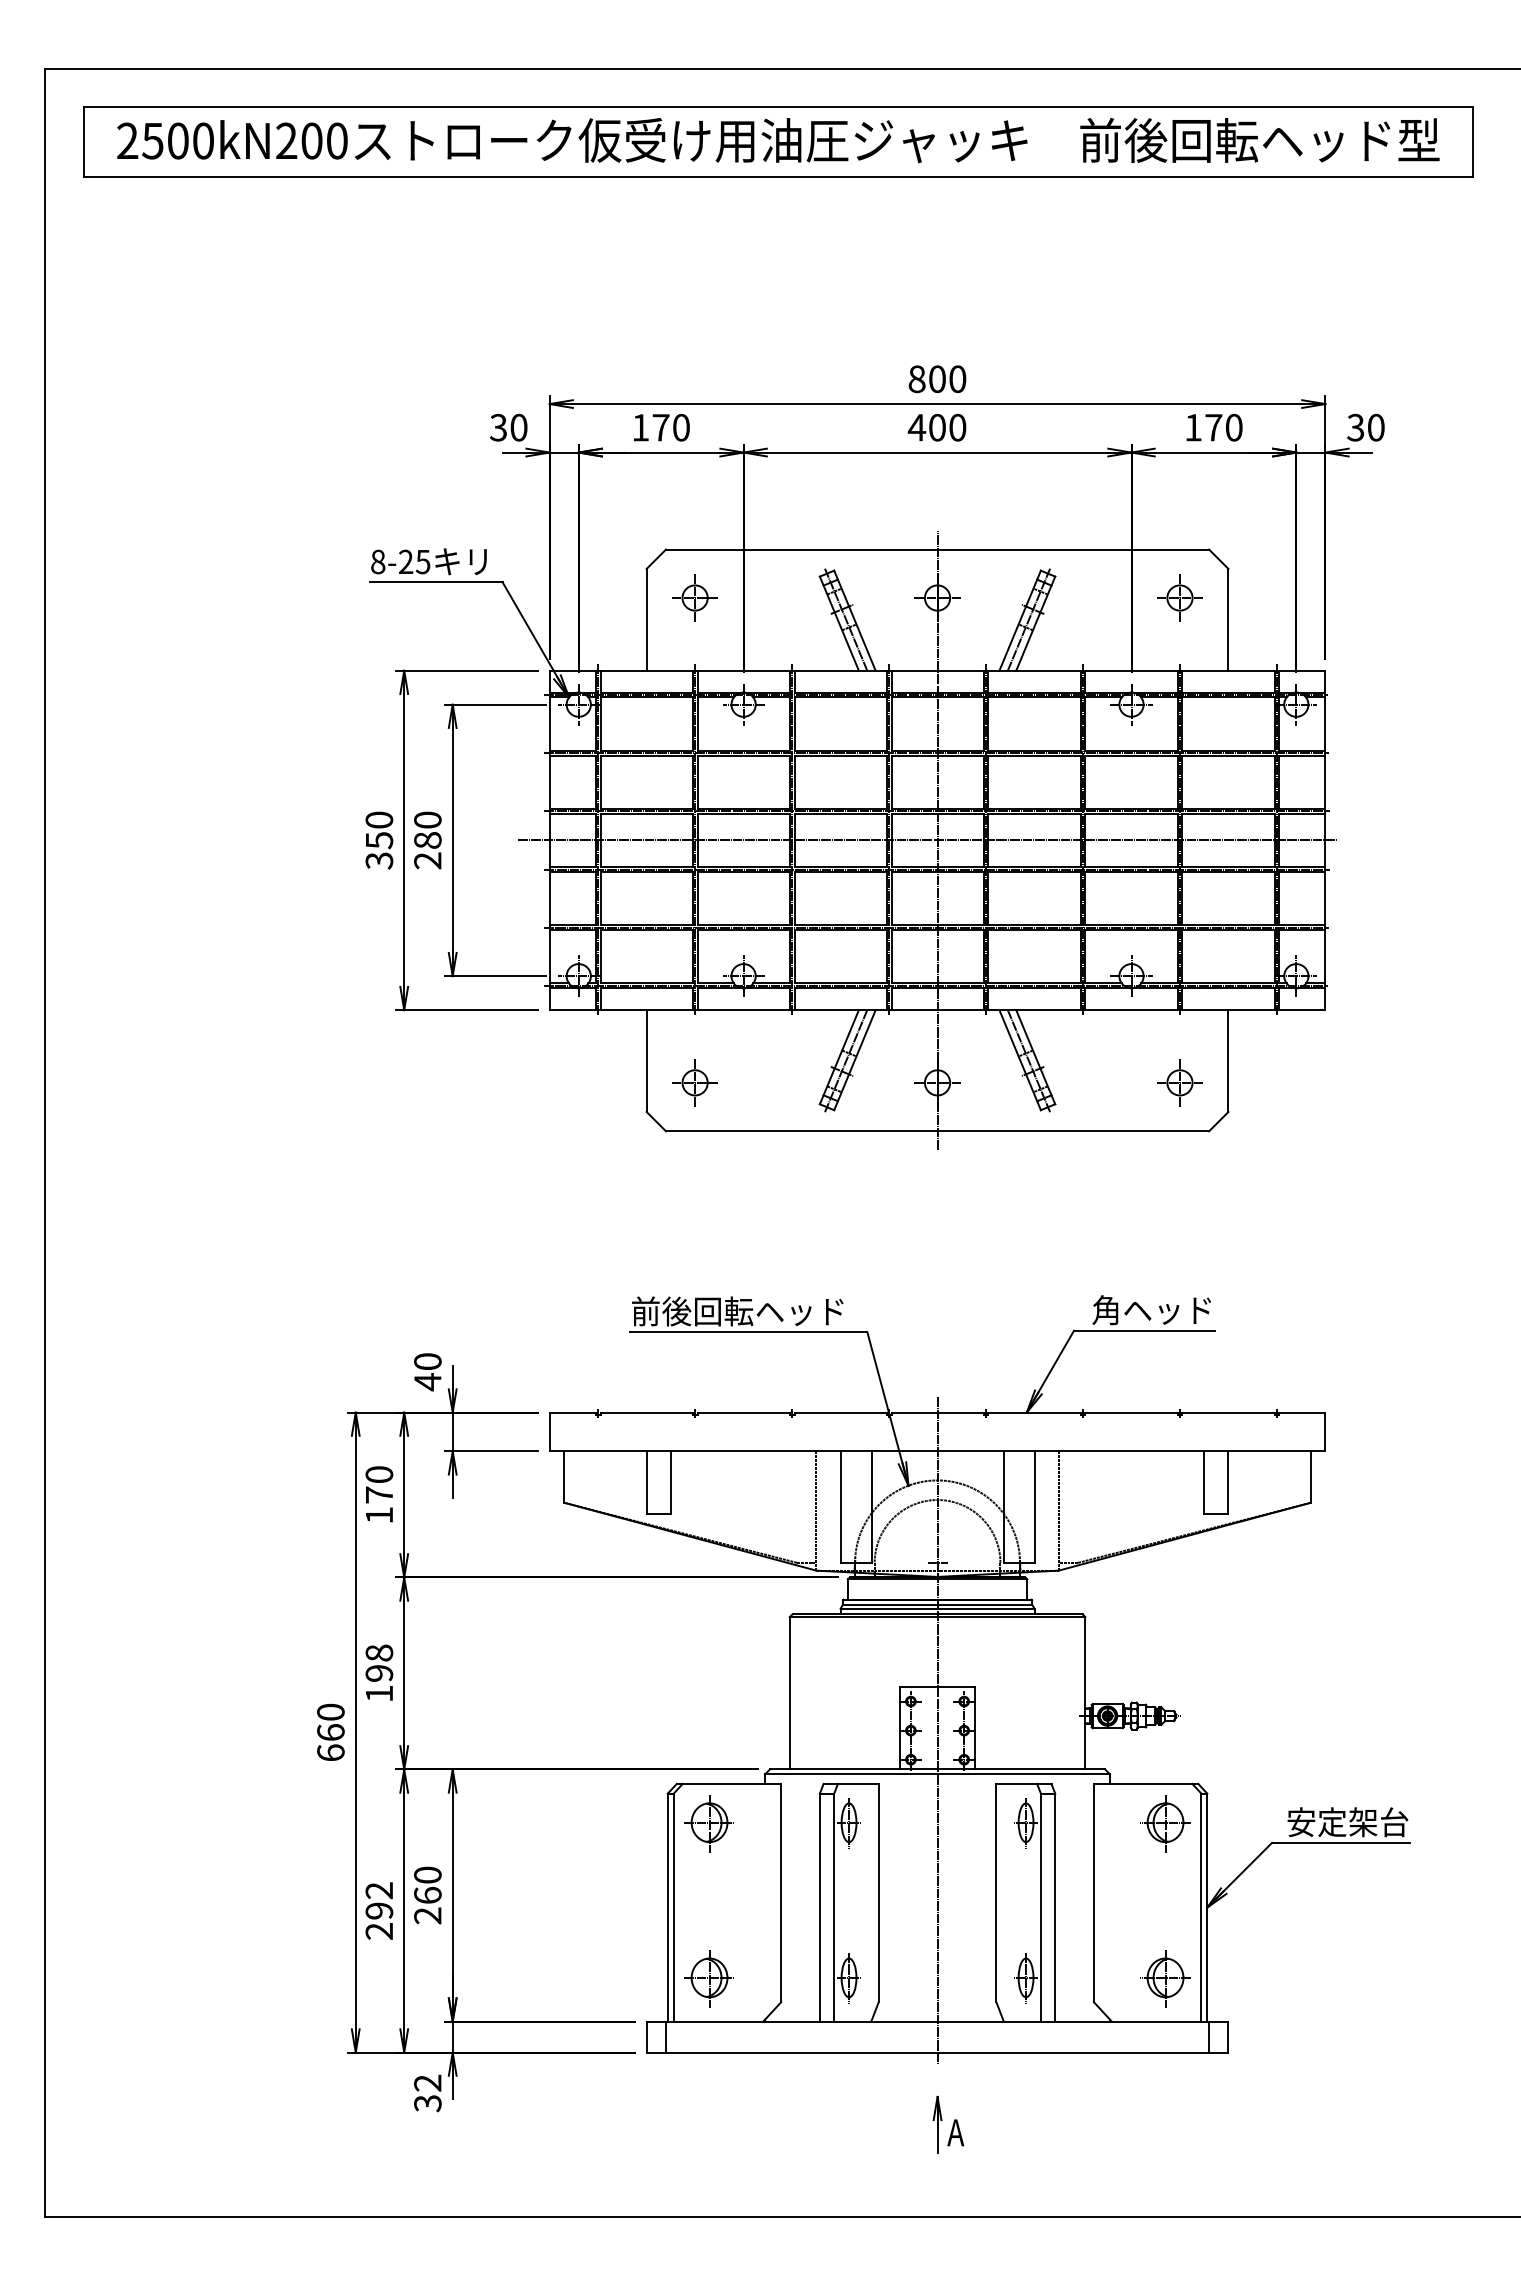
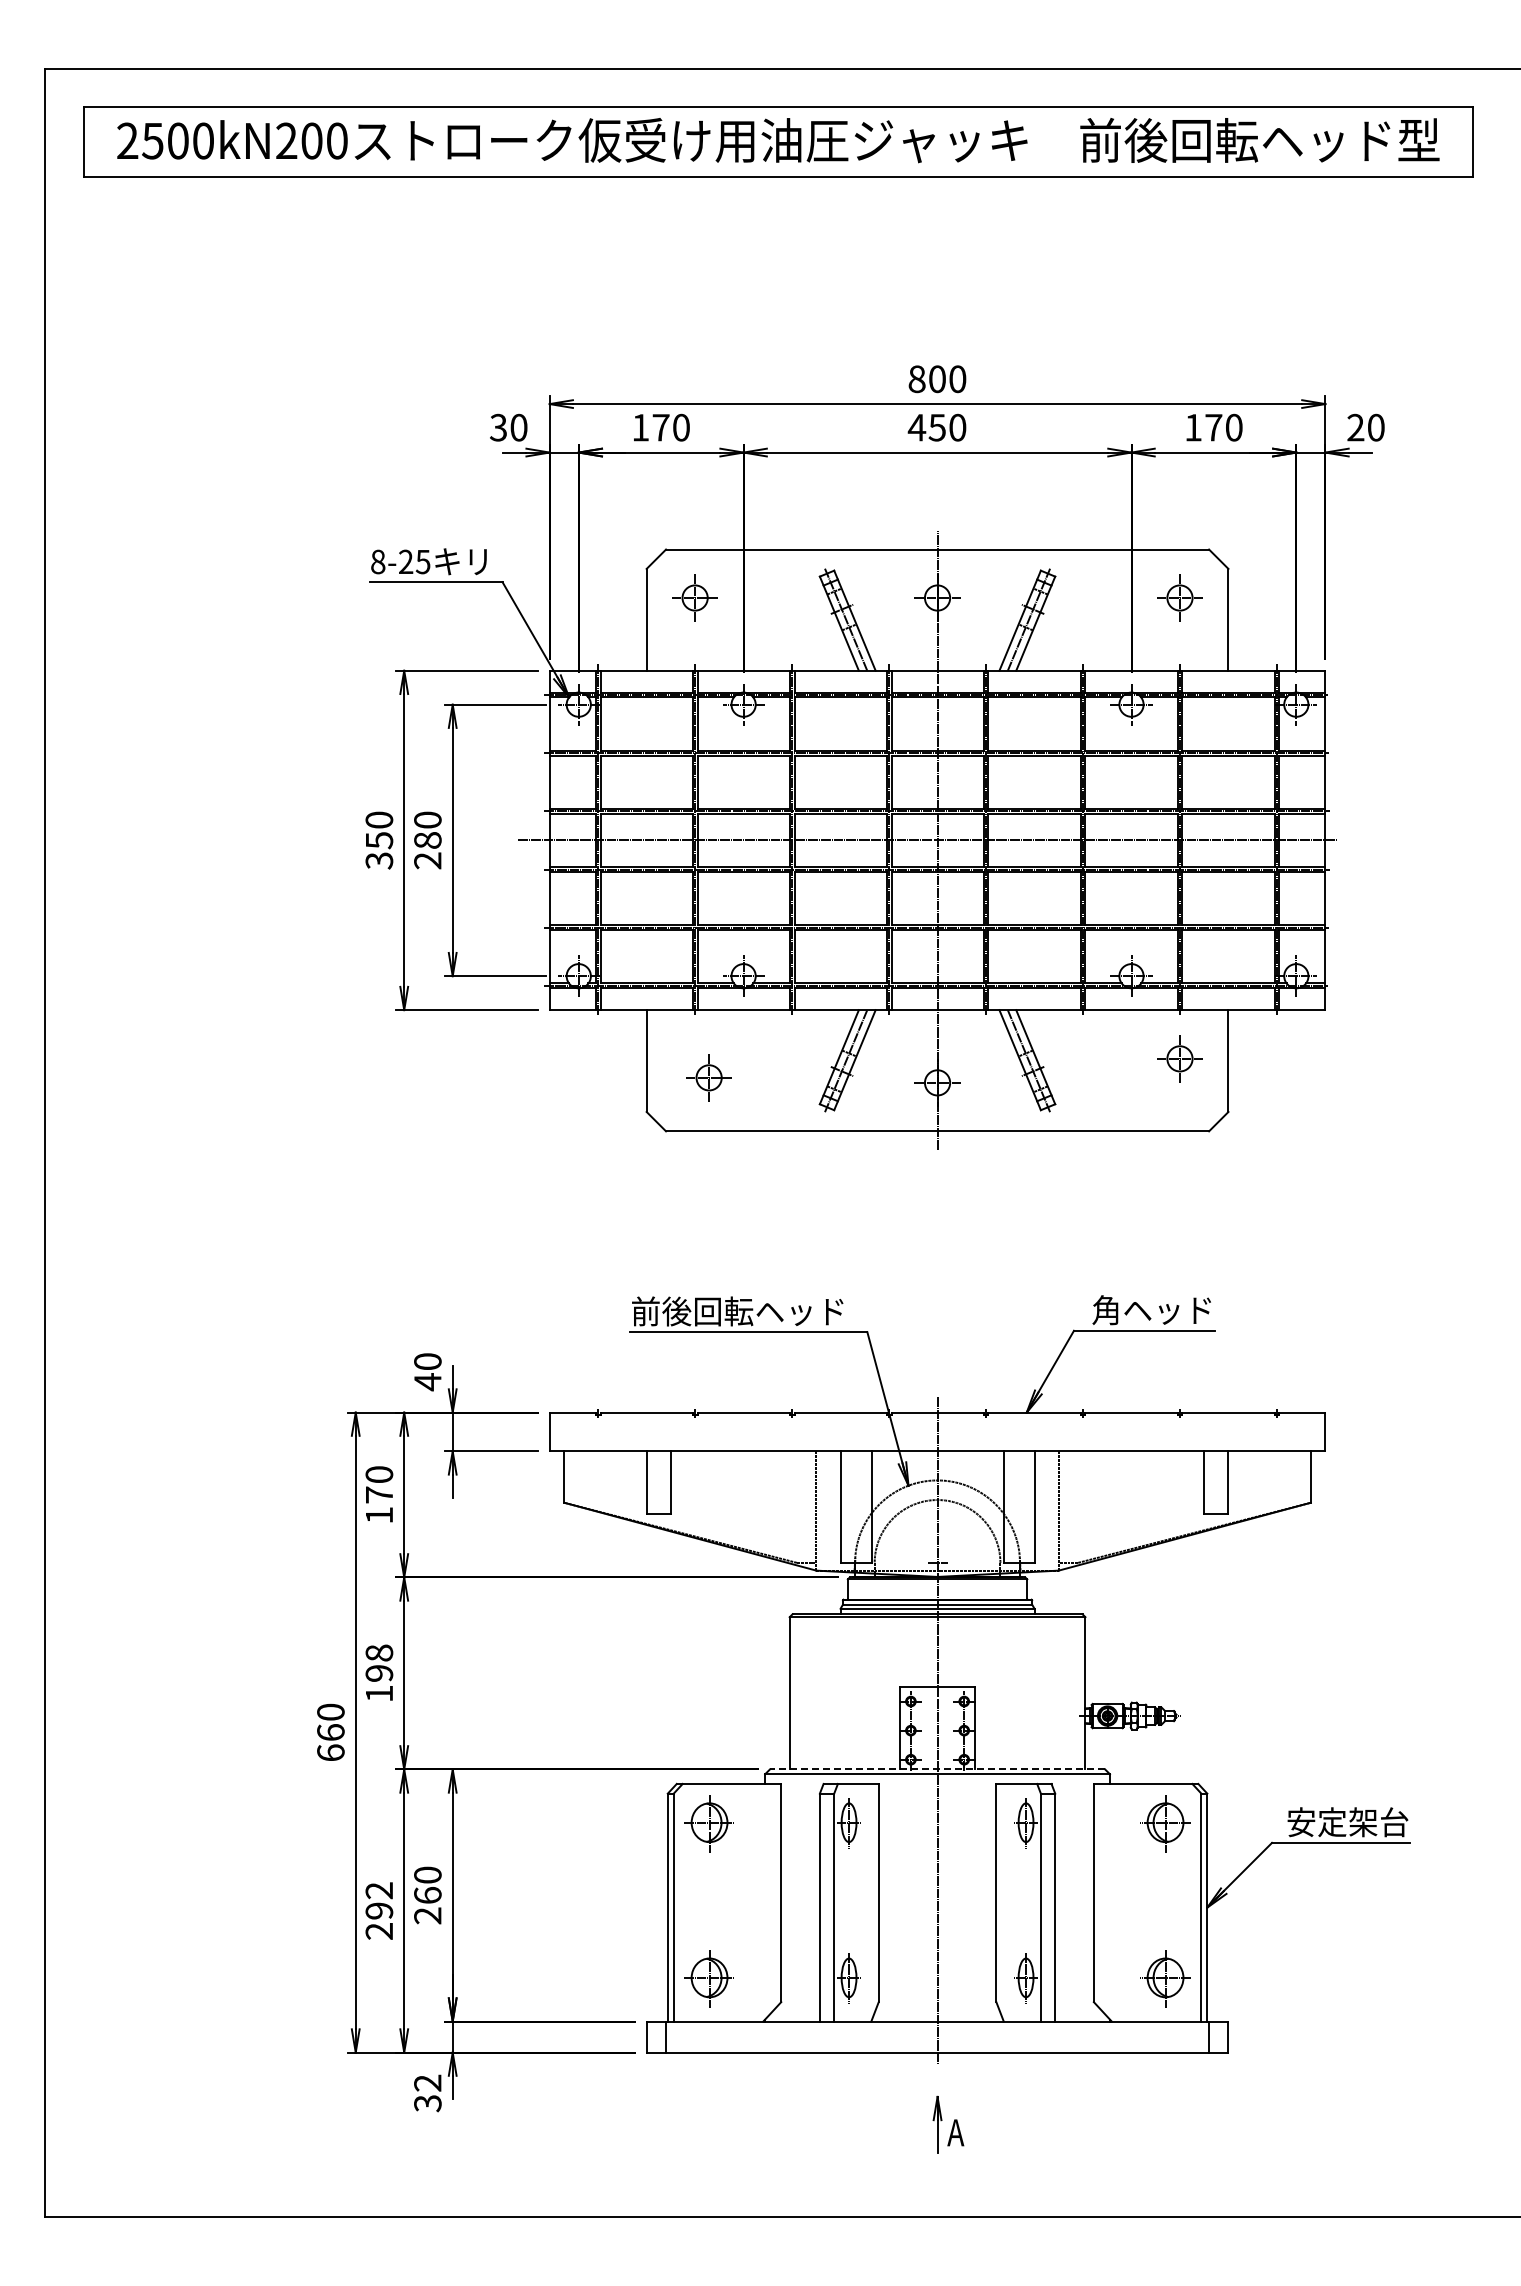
text: 400 -> 450 (936, 427)
text: 30 -> 20 (1355, 427)
part position: (694, 1082) -> (708, 1077) (708, 1077)
part position: (1179, 1082) -> (1179, 1058) (1179, 1058)
line: solid -> dashed (937, 1769)
